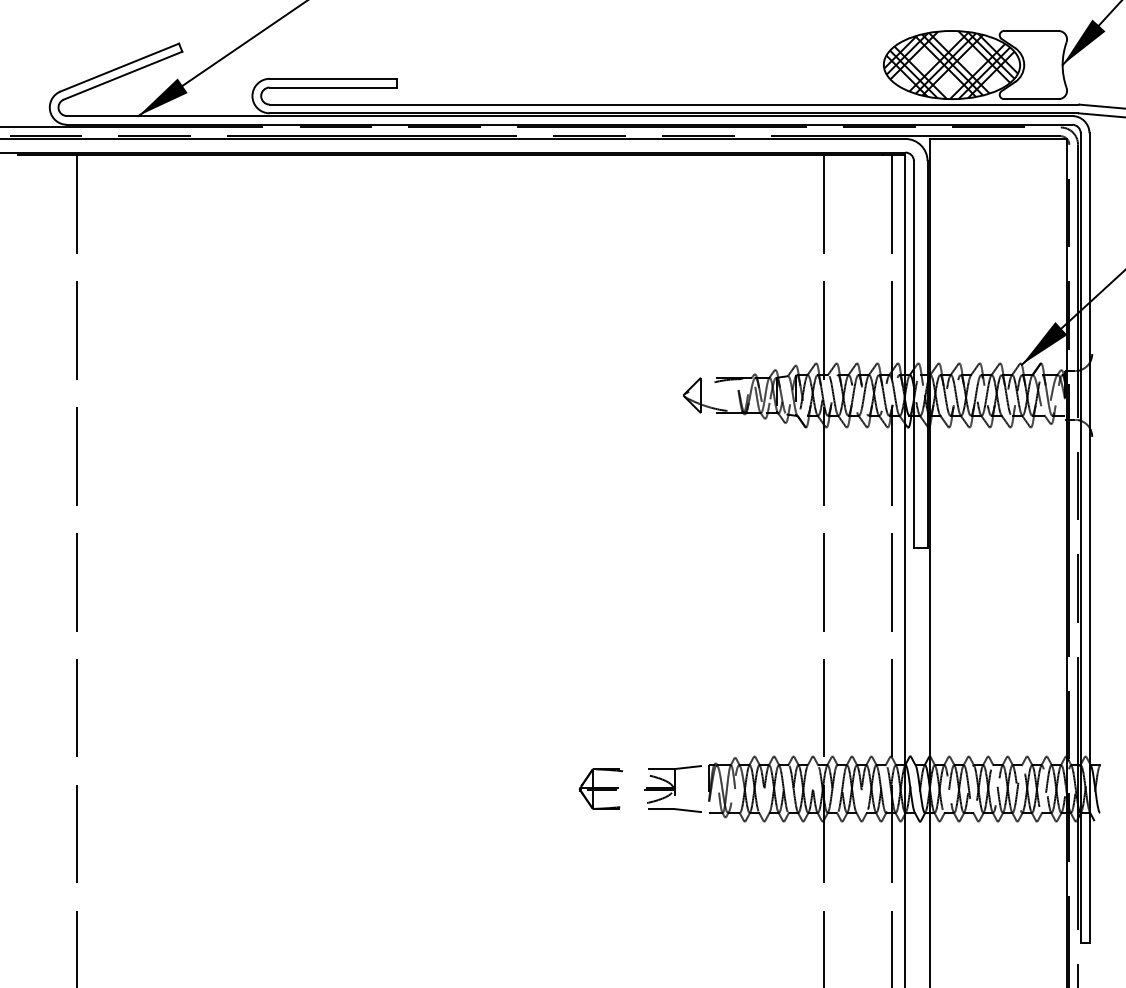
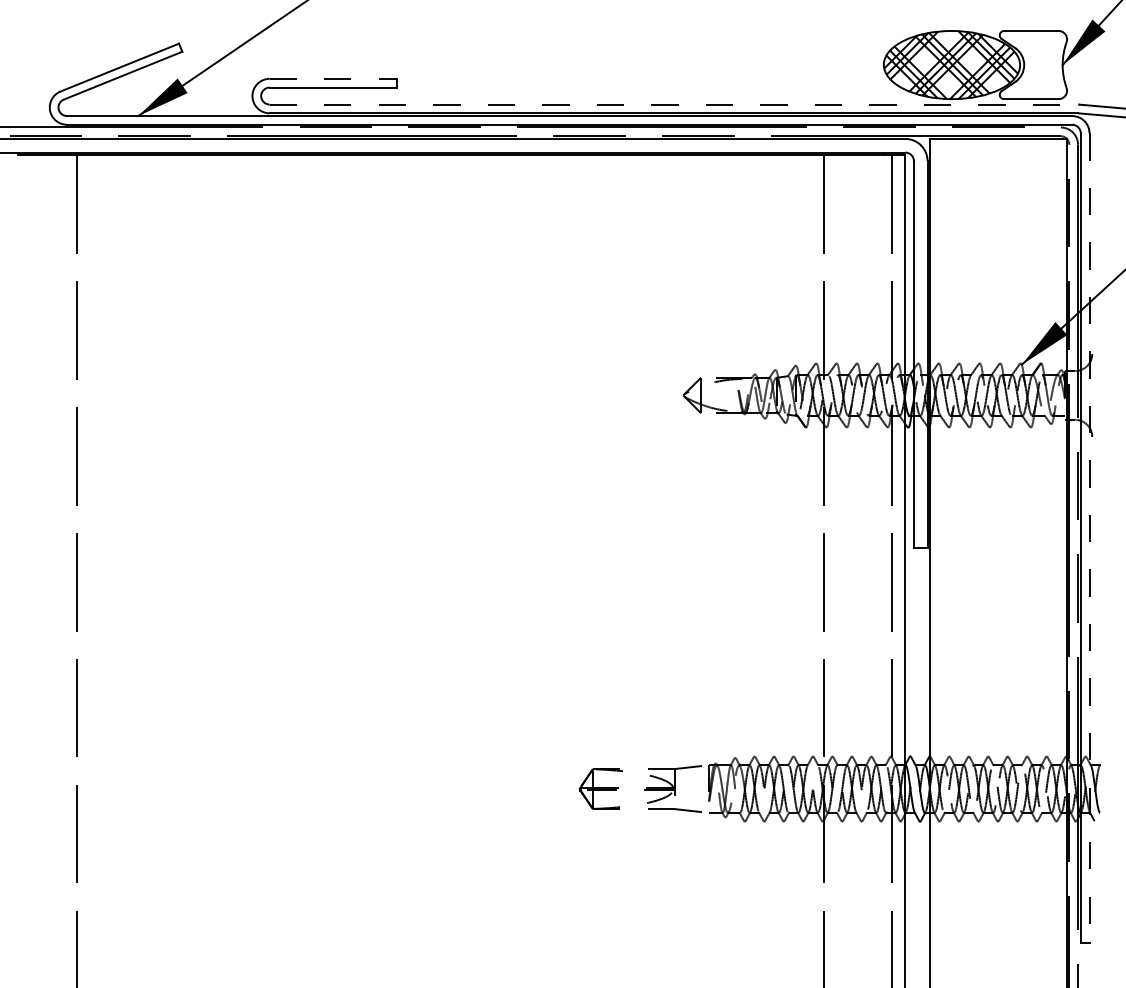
line: solid -> dashed (333, 78)
line: solid -> dashed (674, 104)
line: solid -> dashed (1089, 537)
